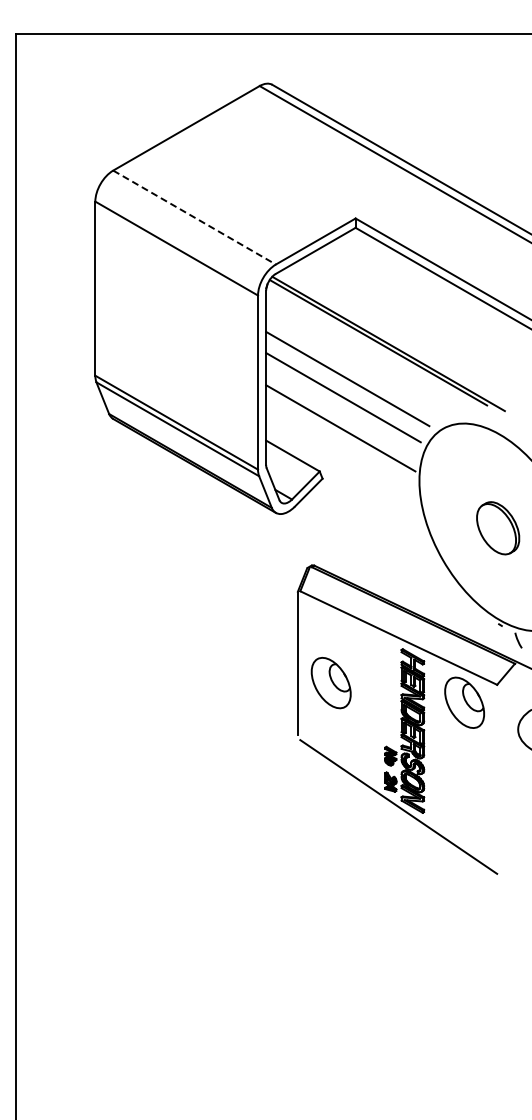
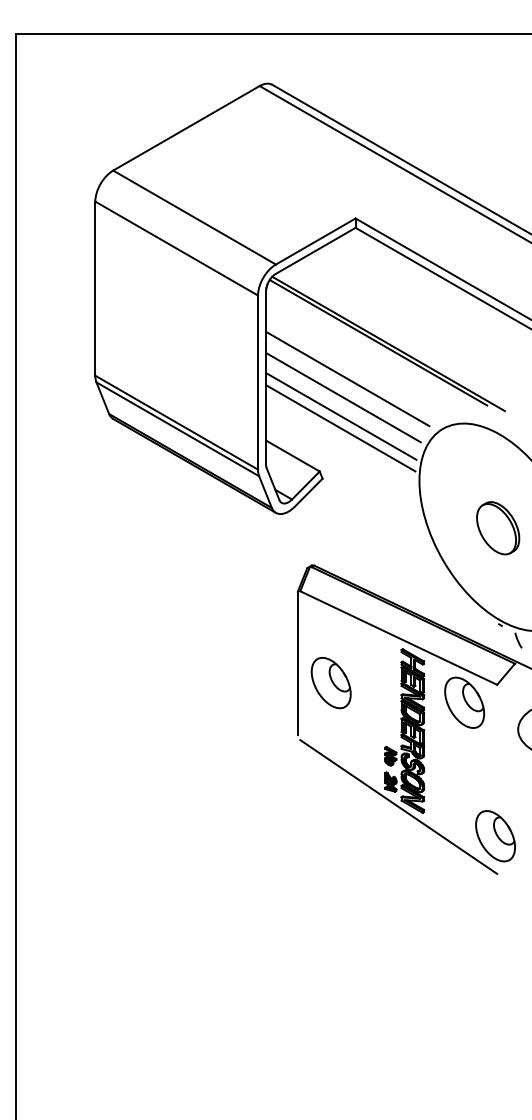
line: dashed -> solid (194, 217)
line: none -> present (341, 416)
part: none -> present (495, 836)
